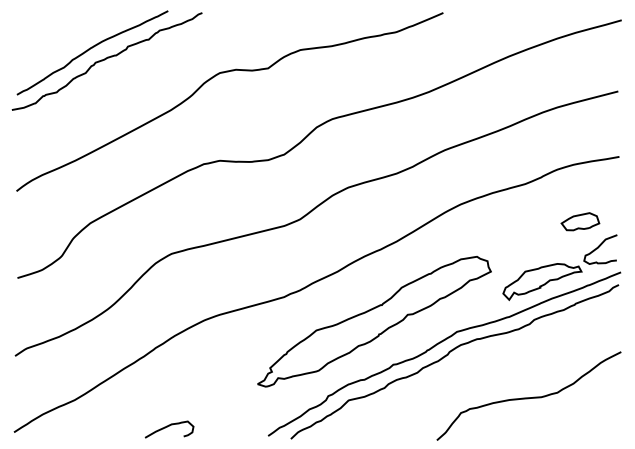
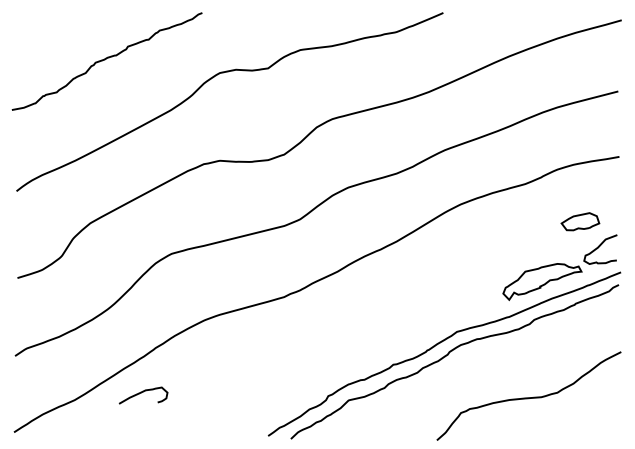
curve: present -> none (90, 49)
part: present -> none (374, 321)
curve position: (167, 427) -> (141, 393) (141, 393)
